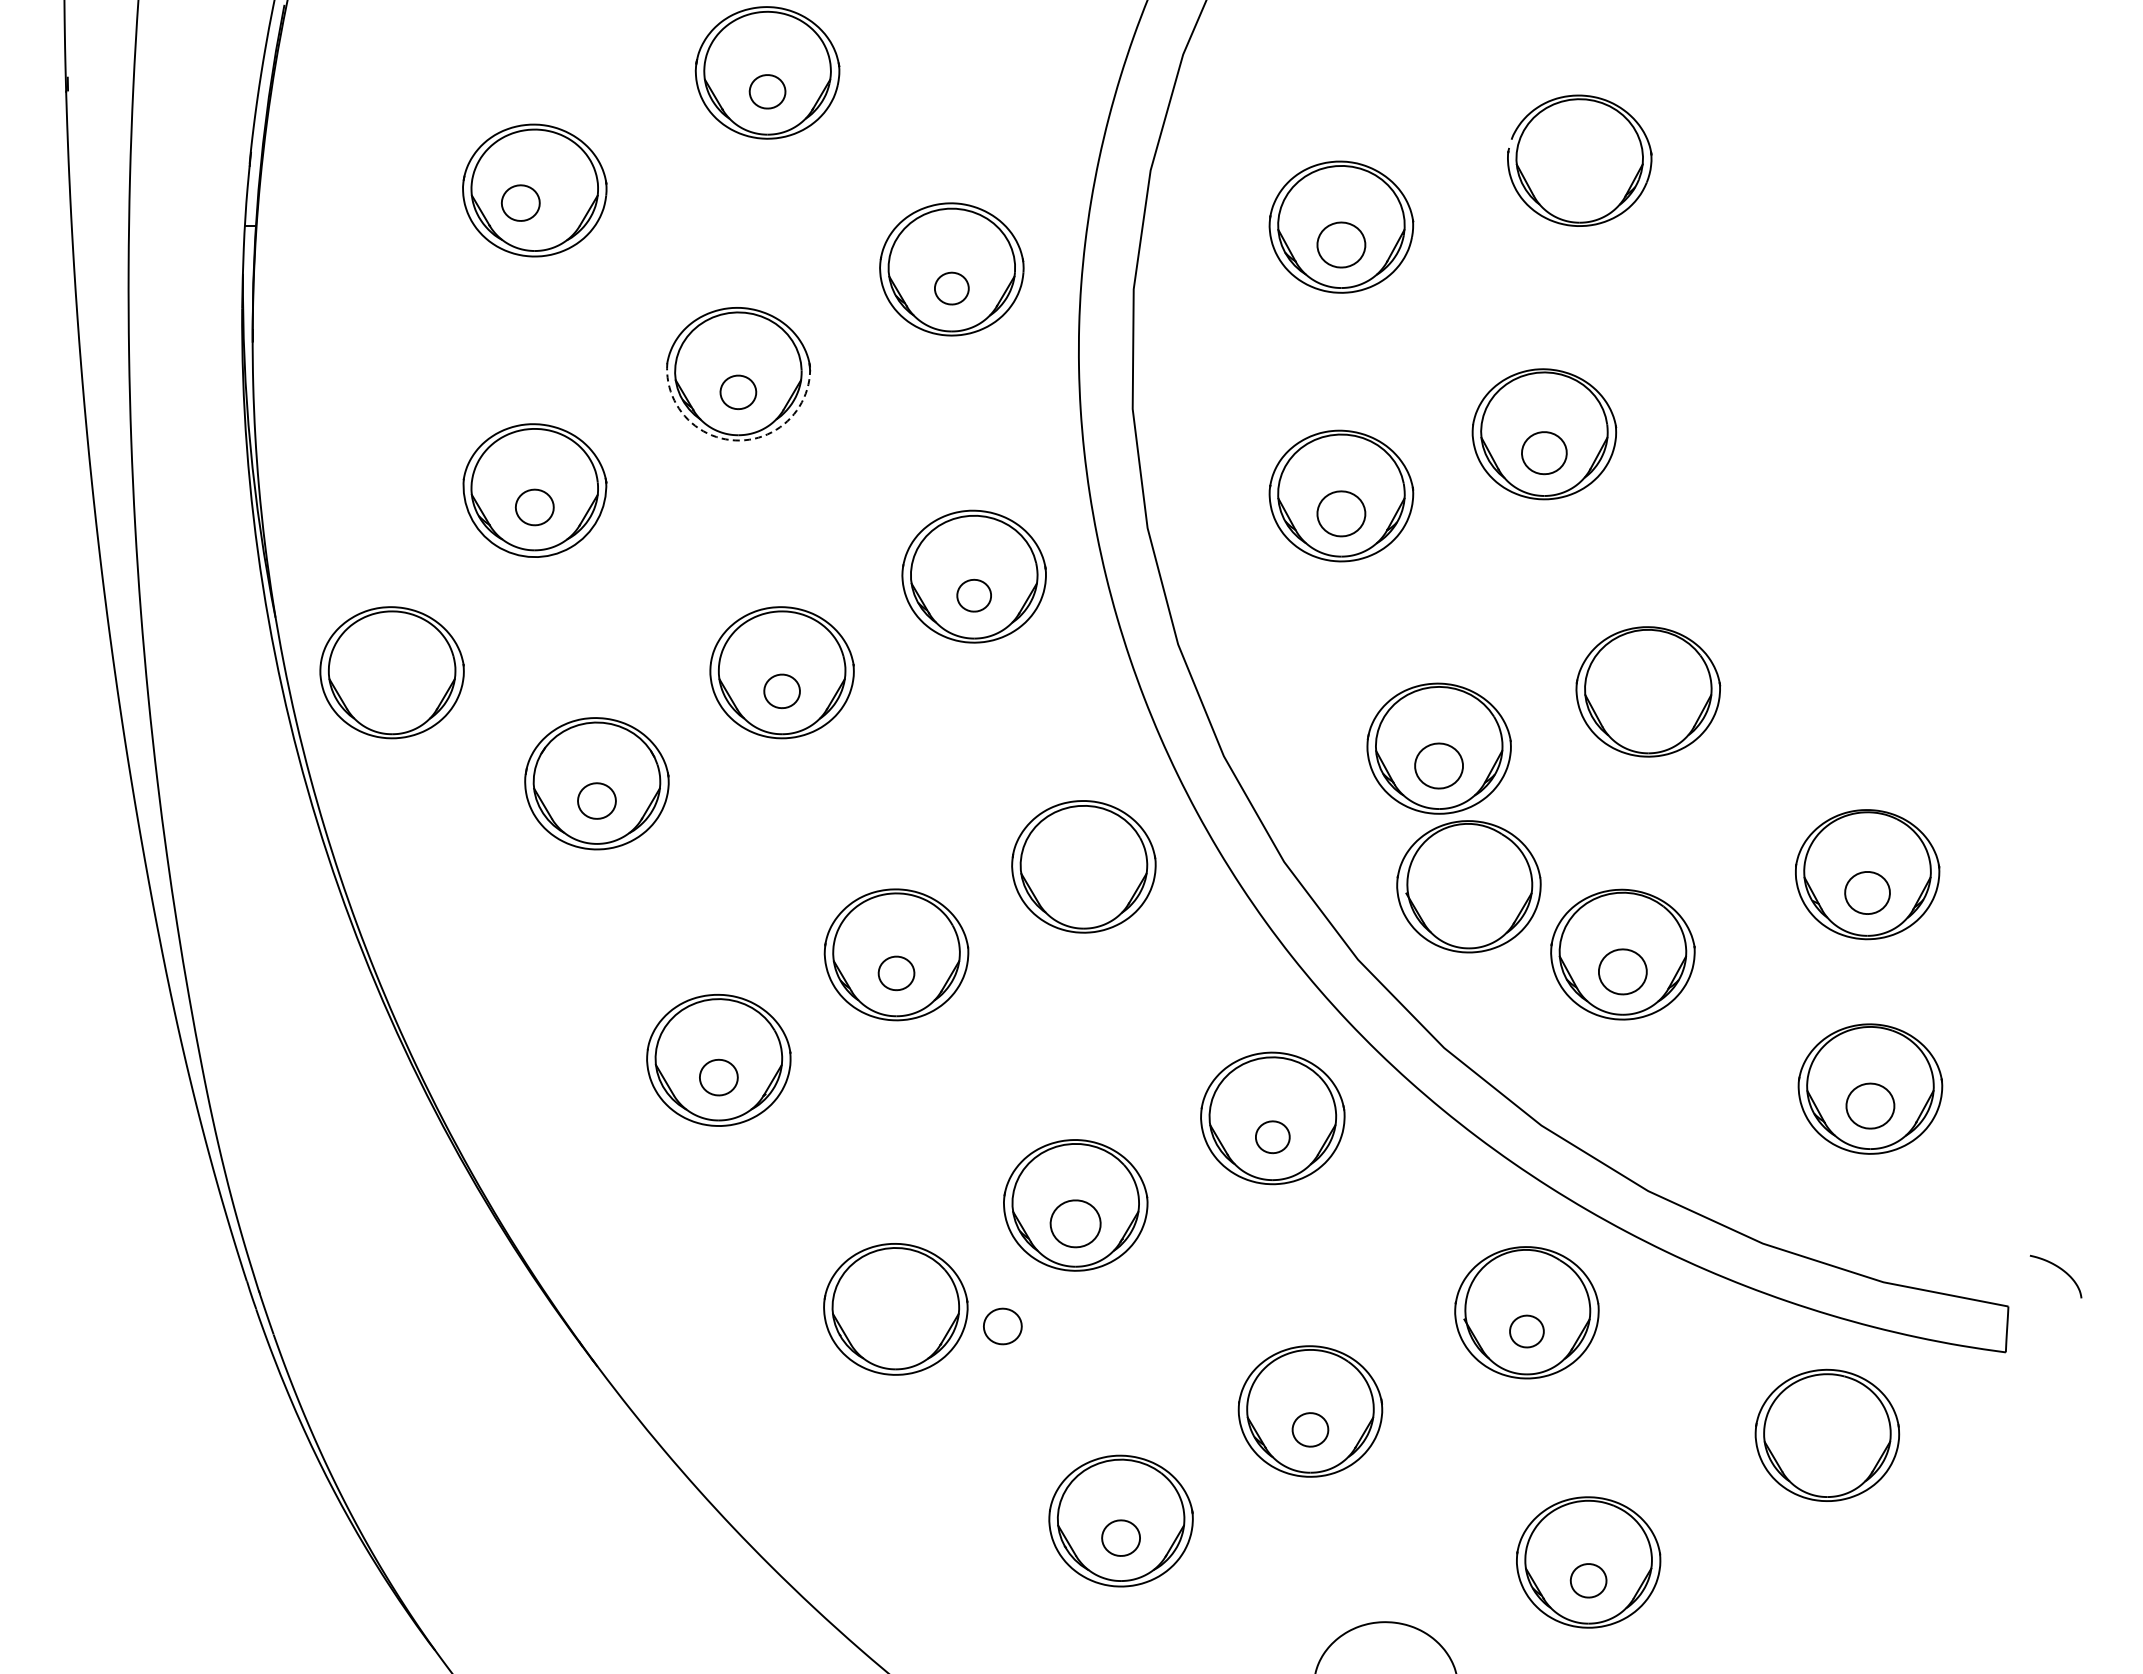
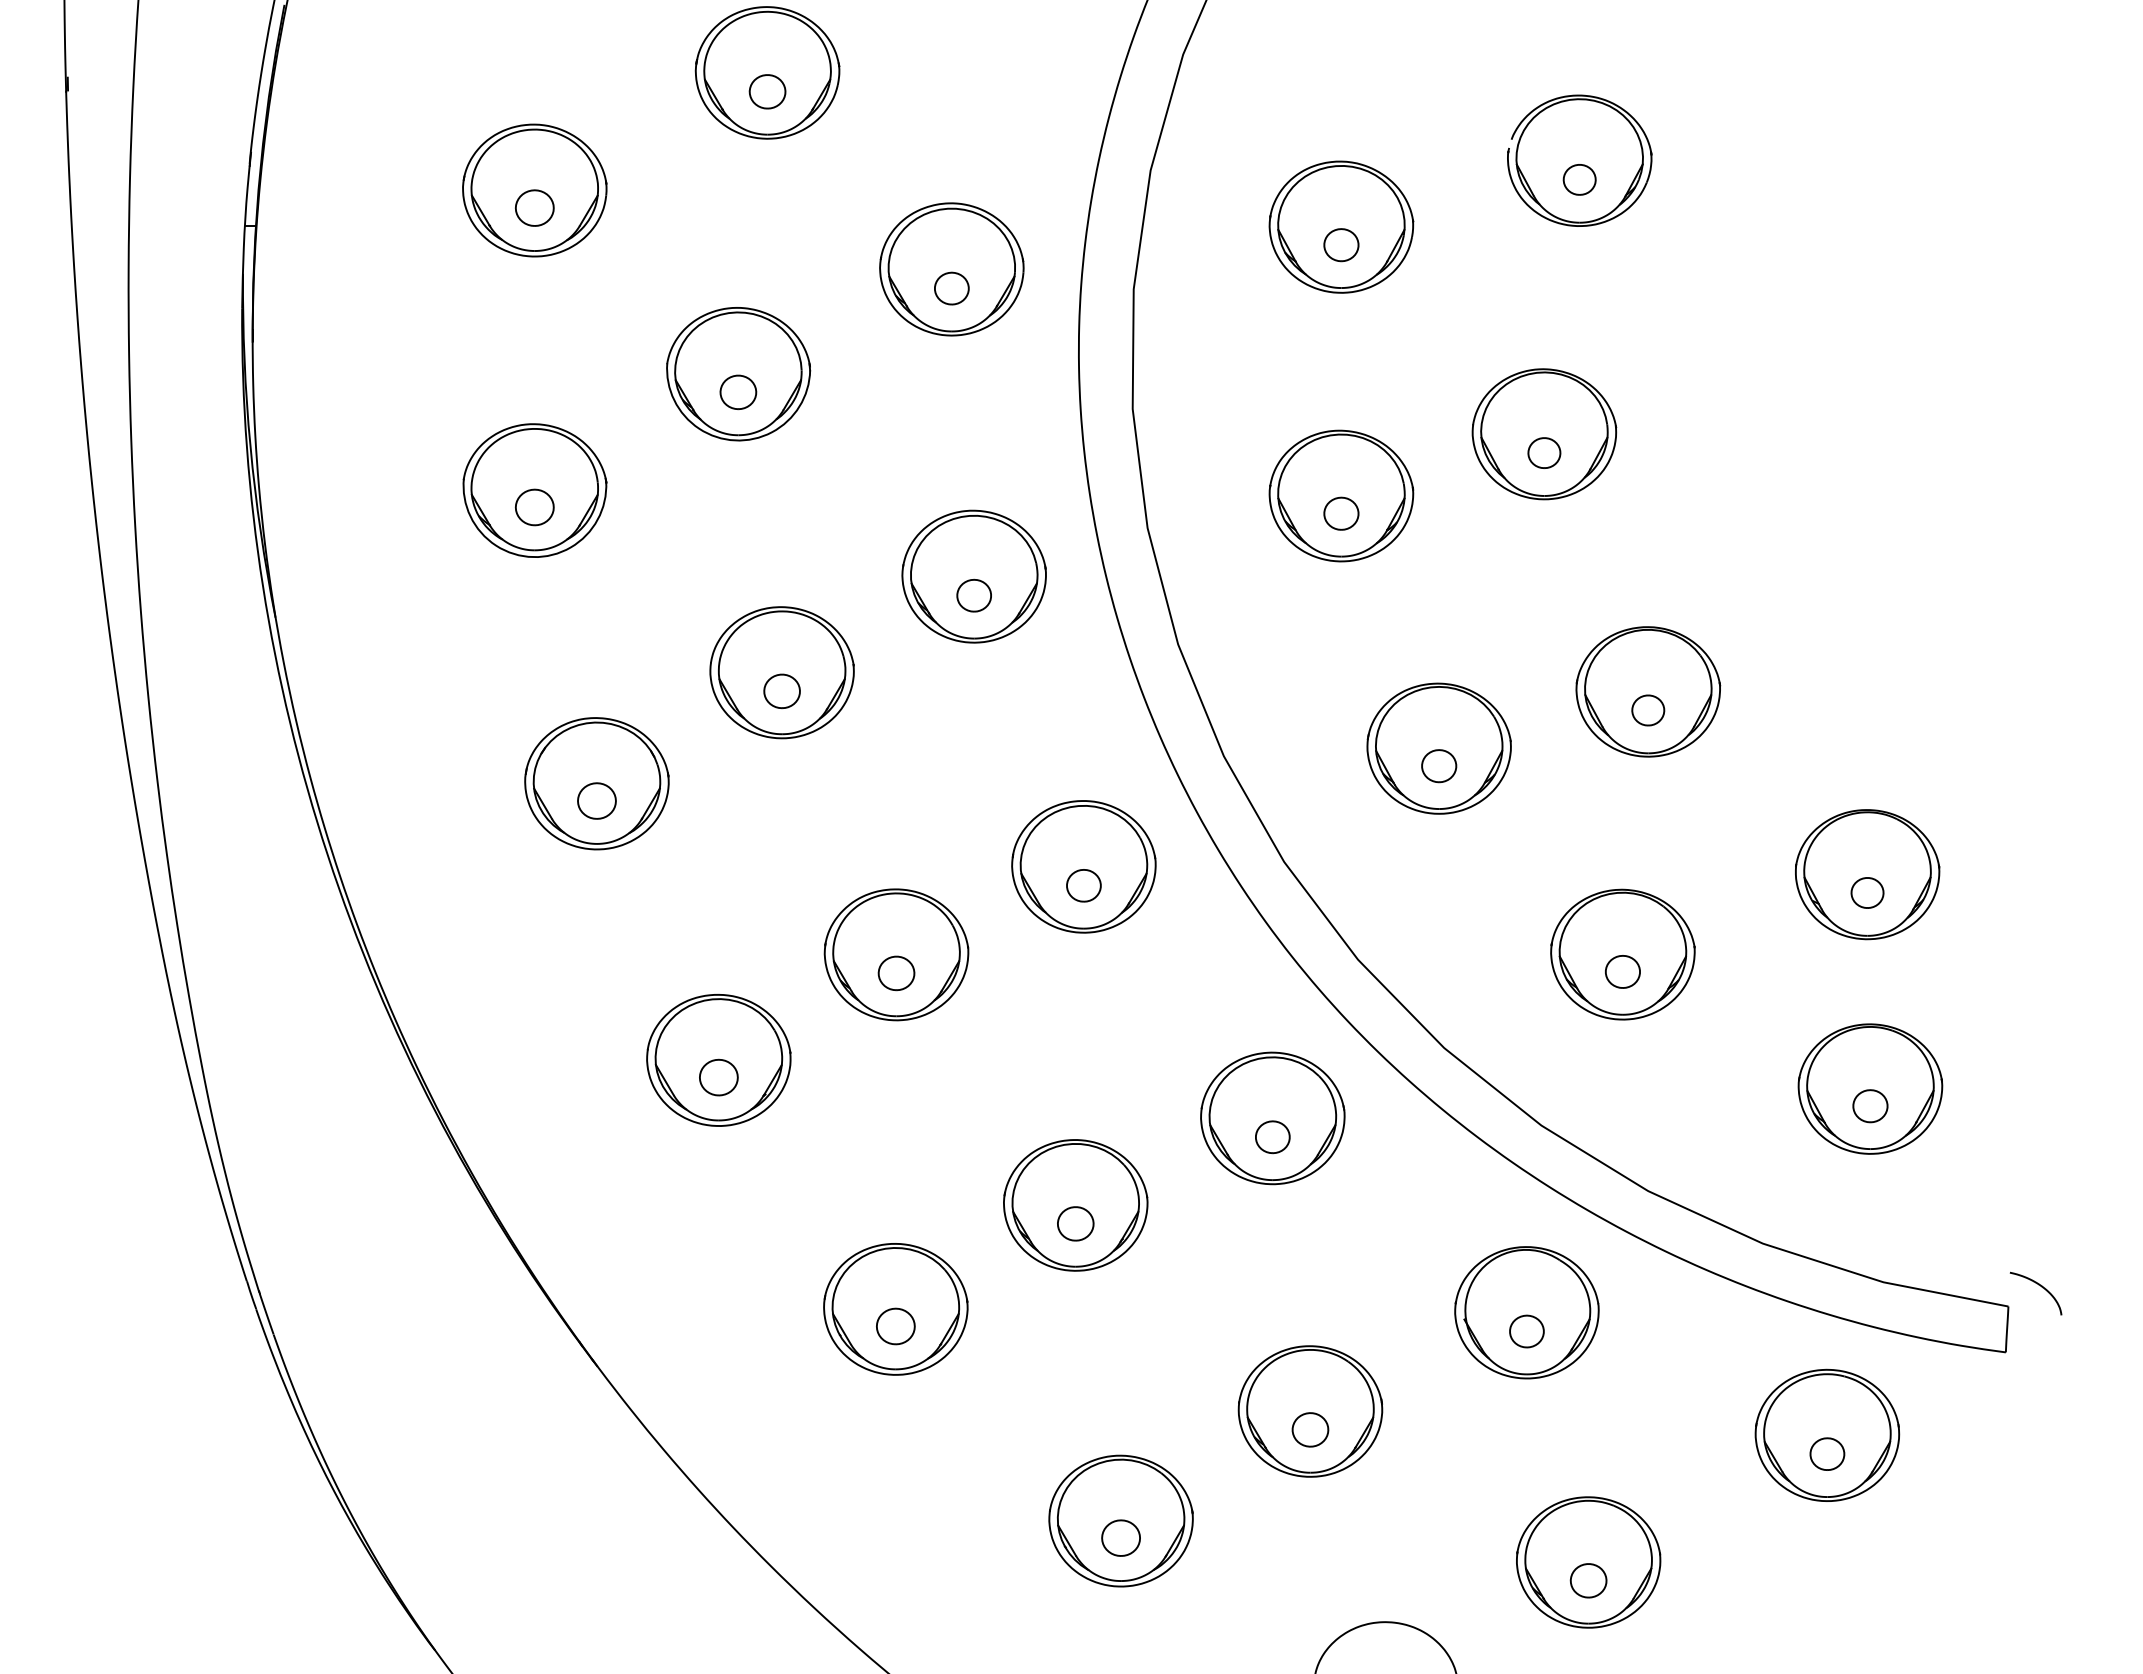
part: none -> present (1579, 179)
part position: (520, 202) -> (534, 207) (534, 207)
part size: 51x48 px -> 37x35 px (1341, 245)
arc: dashed -> solid (735, 440)
part size: 47x45 px -> 35x32 px (1544, 452)
part size: 51x48 px -> 37x35 px (1341, 513)
part: present -> none (391, 672)
part: none -> present (1648, 710)
part size: 50x48 px -> 37x35 px (1439, 766)
part: none -> present (1083, 885)
part: present -> none (1468, 886)
part size: 47x44 px -> 35x32 px (1867, 892)
part size: 50x48 px -> 36x34 px (1622, 971)
part size: 51x48 px -> 37x35 px (1870, 1106)
part size: 53x50 px -> 38x36 px (1075, 1223)
curve position: (2061, 1270) -> (2041, 1287) (2041, 1287)
part position: (1002, 1326) -> (895, 1326) (895, 1326)
part: none -> present (1827, 1453)
